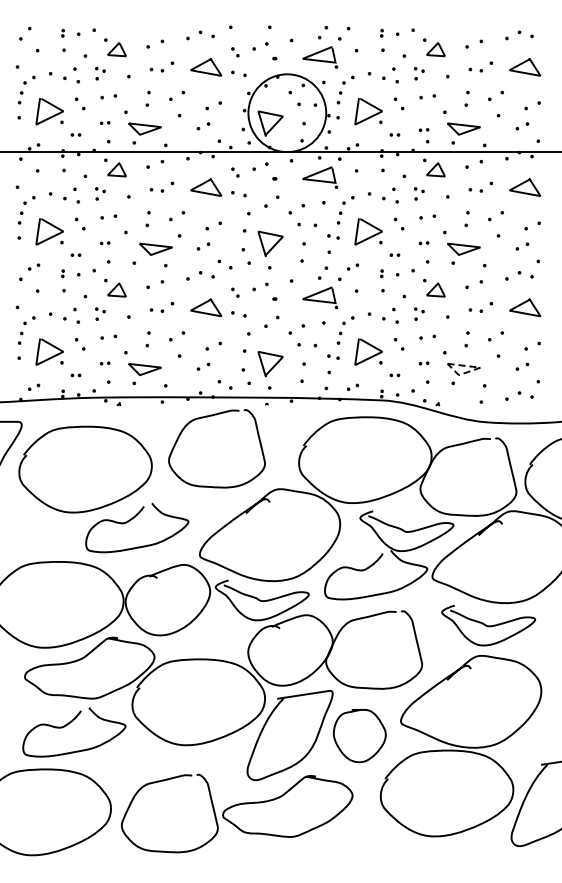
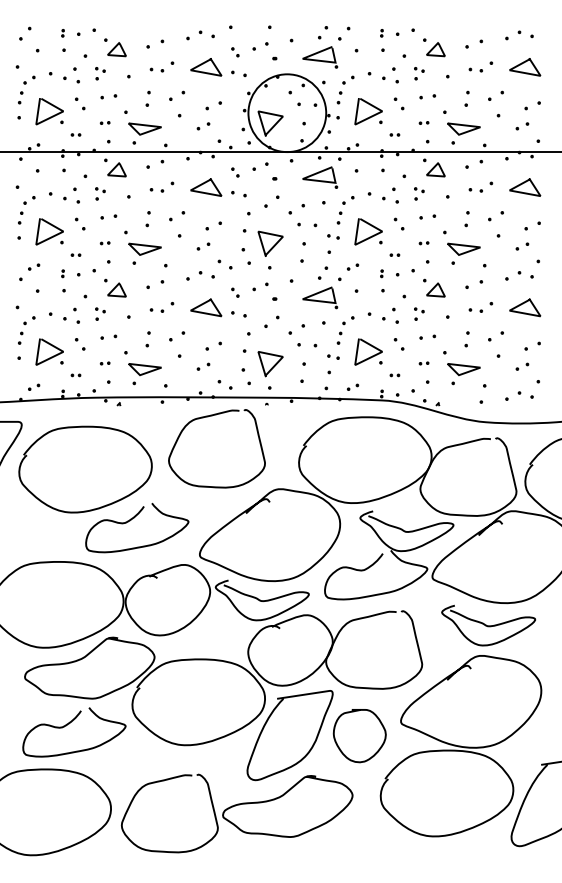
part position: (423, 129) -> (423, 122) (423, 122)
part position: (155, 248) -> (144, 248) (144, 248)
line: dashed -> solid (477, 368)
